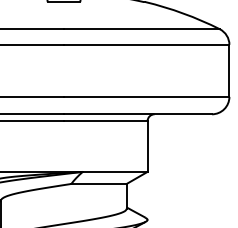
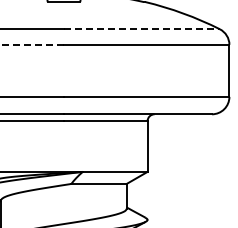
line: solid -> dashed (141, 29)
line: solid -> dashed (32, 44)
